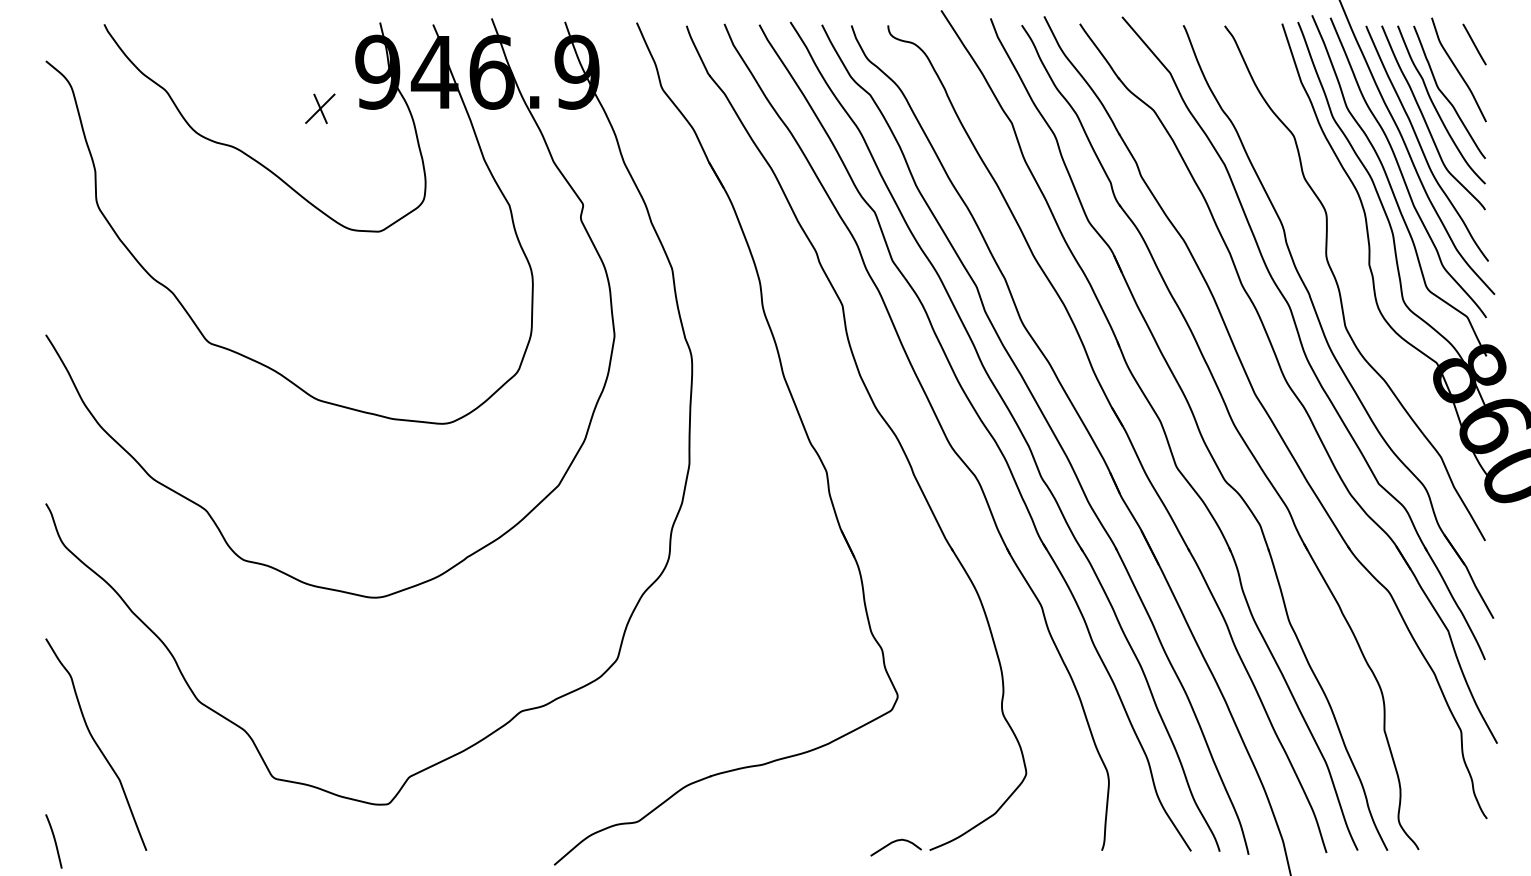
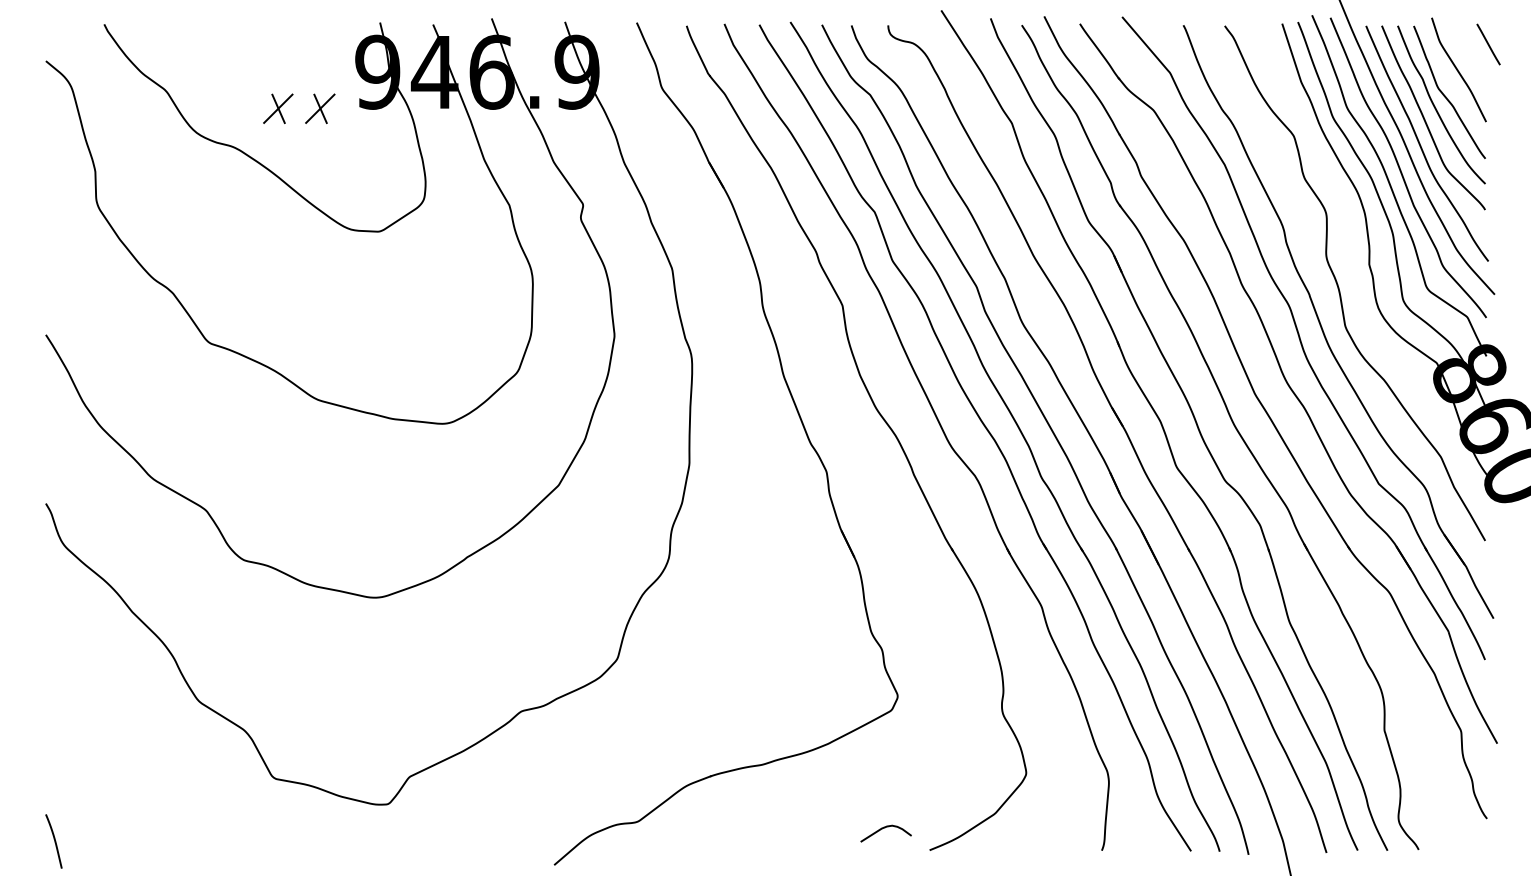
line position: (1474, 44) -> (1488, 44) (1488, 44)
part: none -> present (278, 108)
curve: present -> none (96, 744)
curve position: (895, 842) -> (885, 828) (885, 828)
